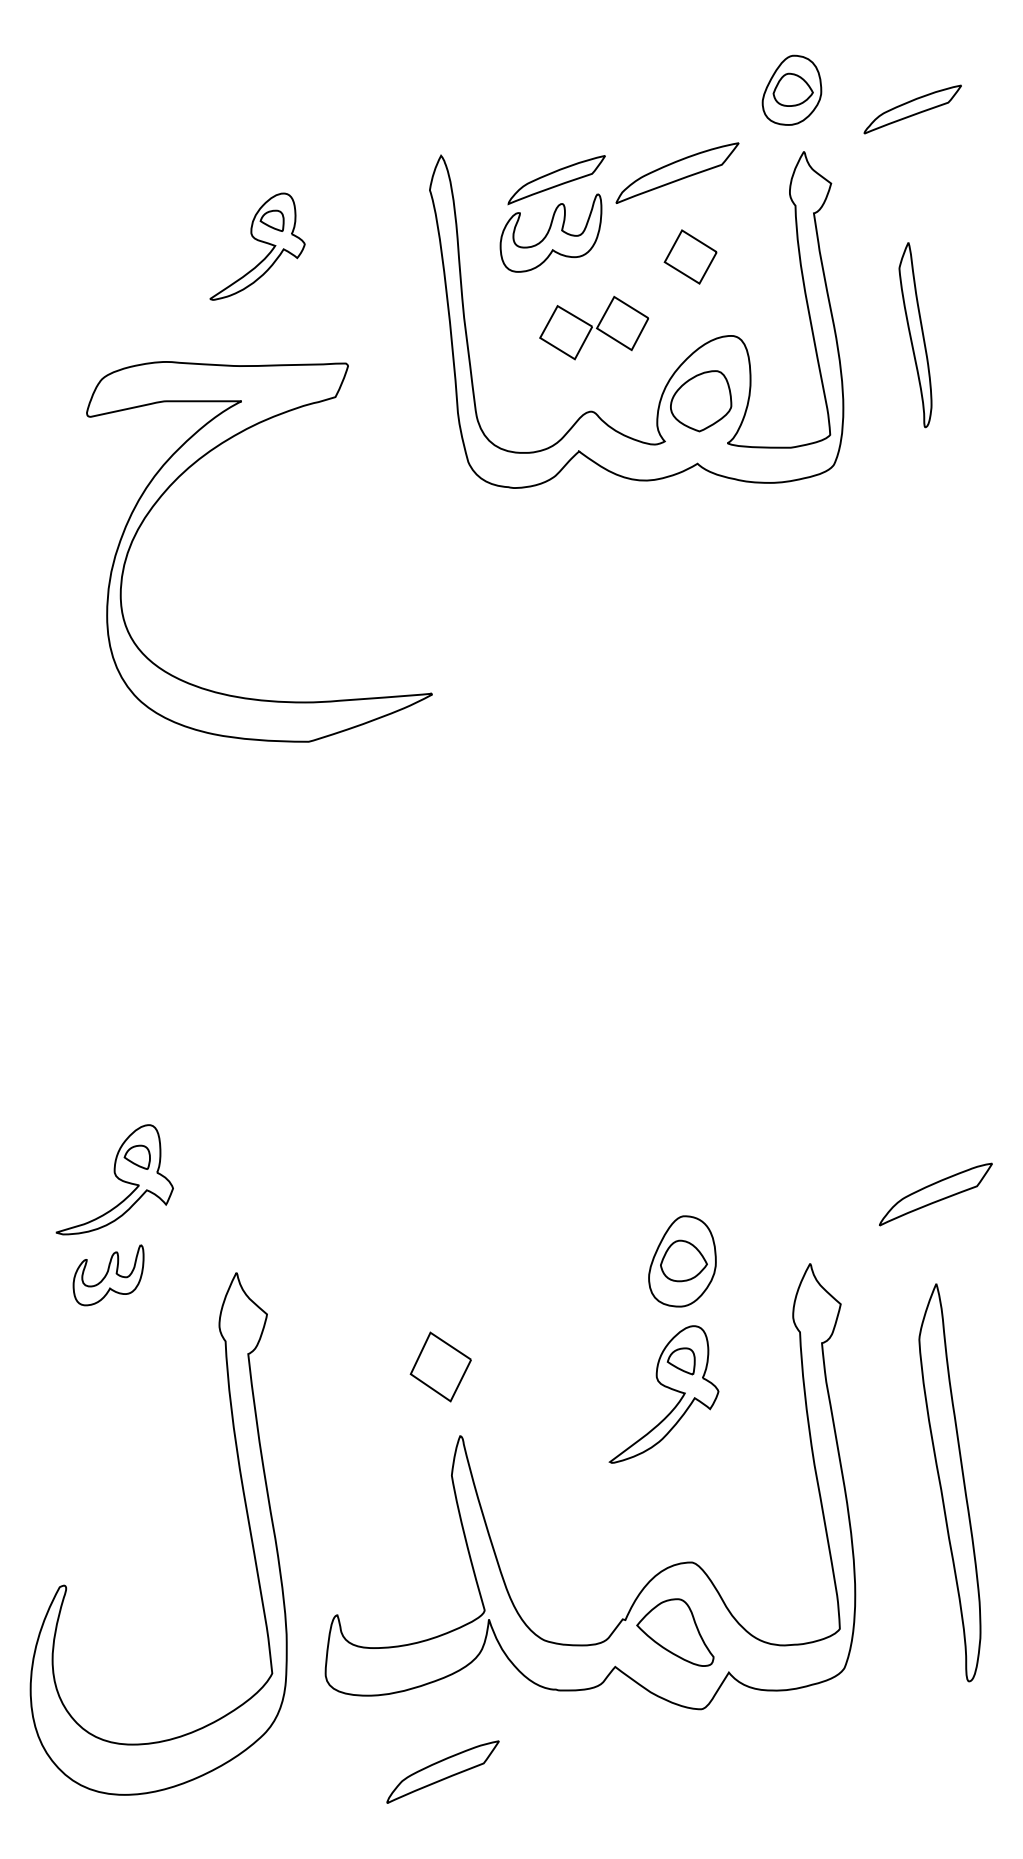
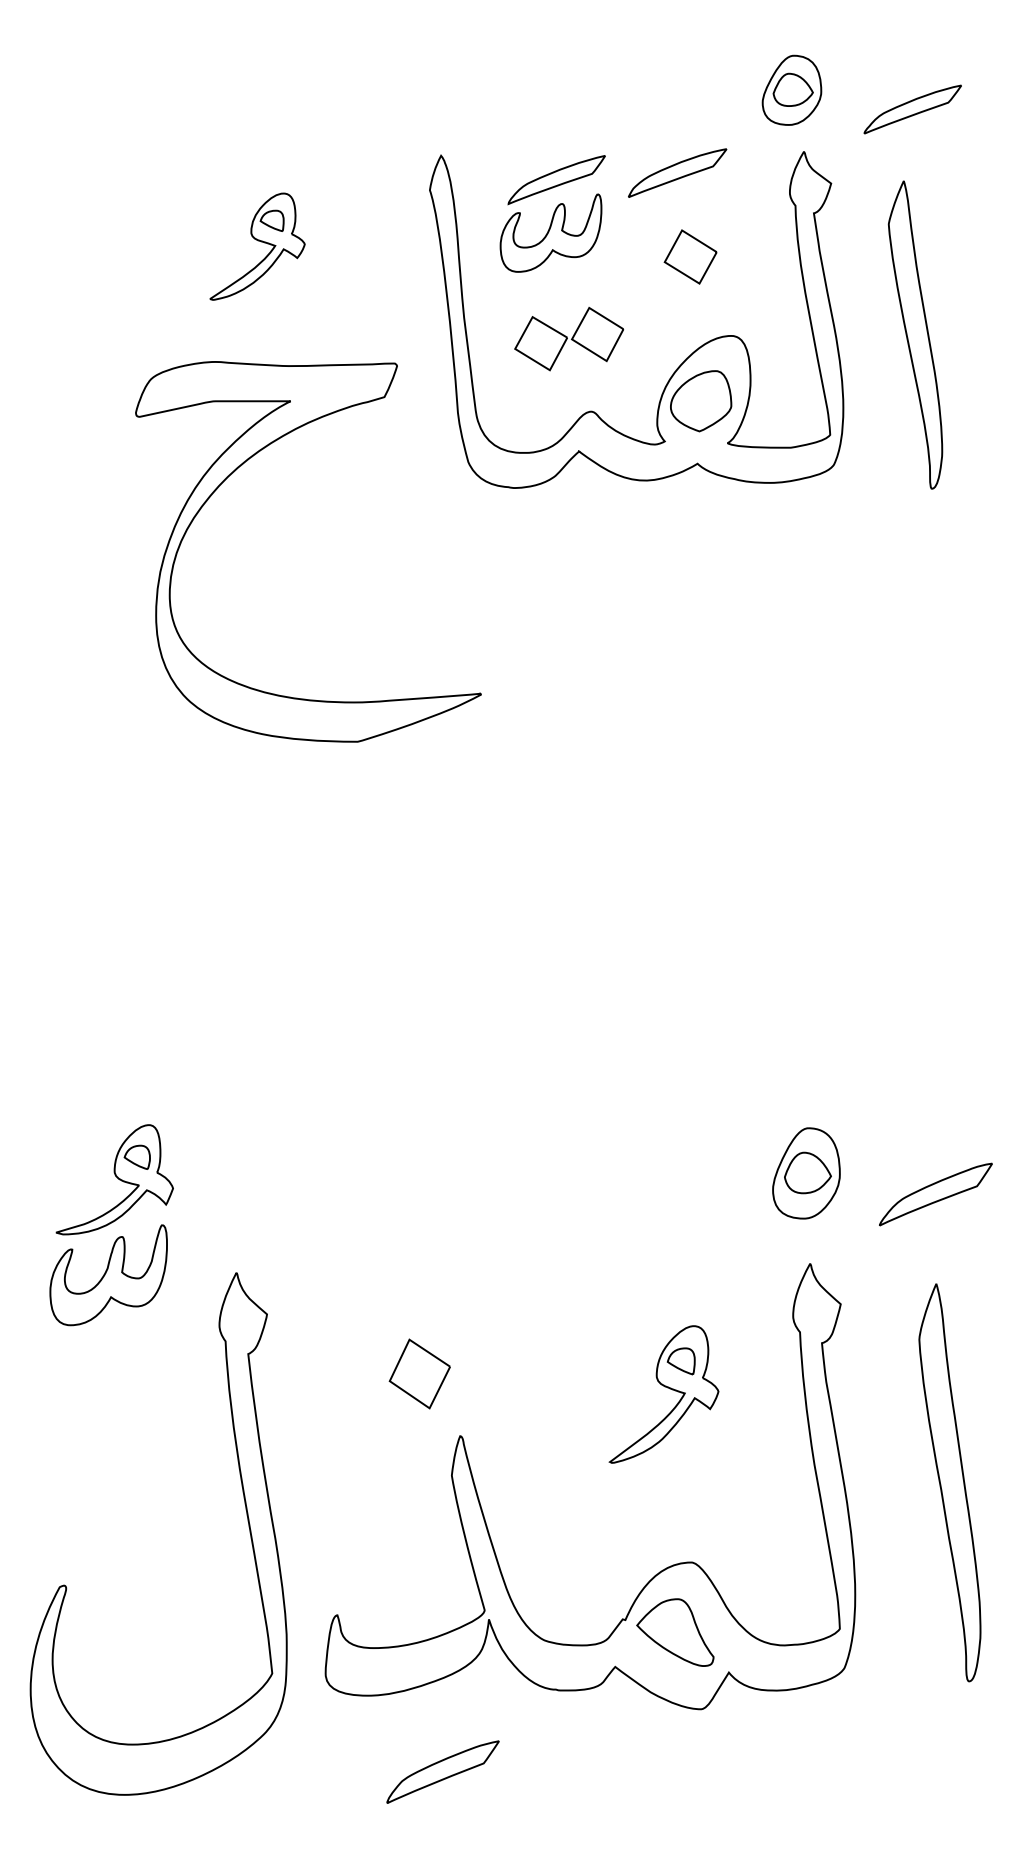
part size: 125x62 px -> 100x50 px (677, 172)
part position: (594, 328) -> (569, 339) (569, 339)
part size: 35x187 px -> 57x310 px (915, 334)
part position: (184, 473) -> (233, 473) (233, 473)
part position: (682, 1261) -> (806, 1173) (806, 1173)
part size: 73x63 px -> 119x103 px (108, 1275)
part position: (440, 1366) -> (419, 1373) (419, 1373)
